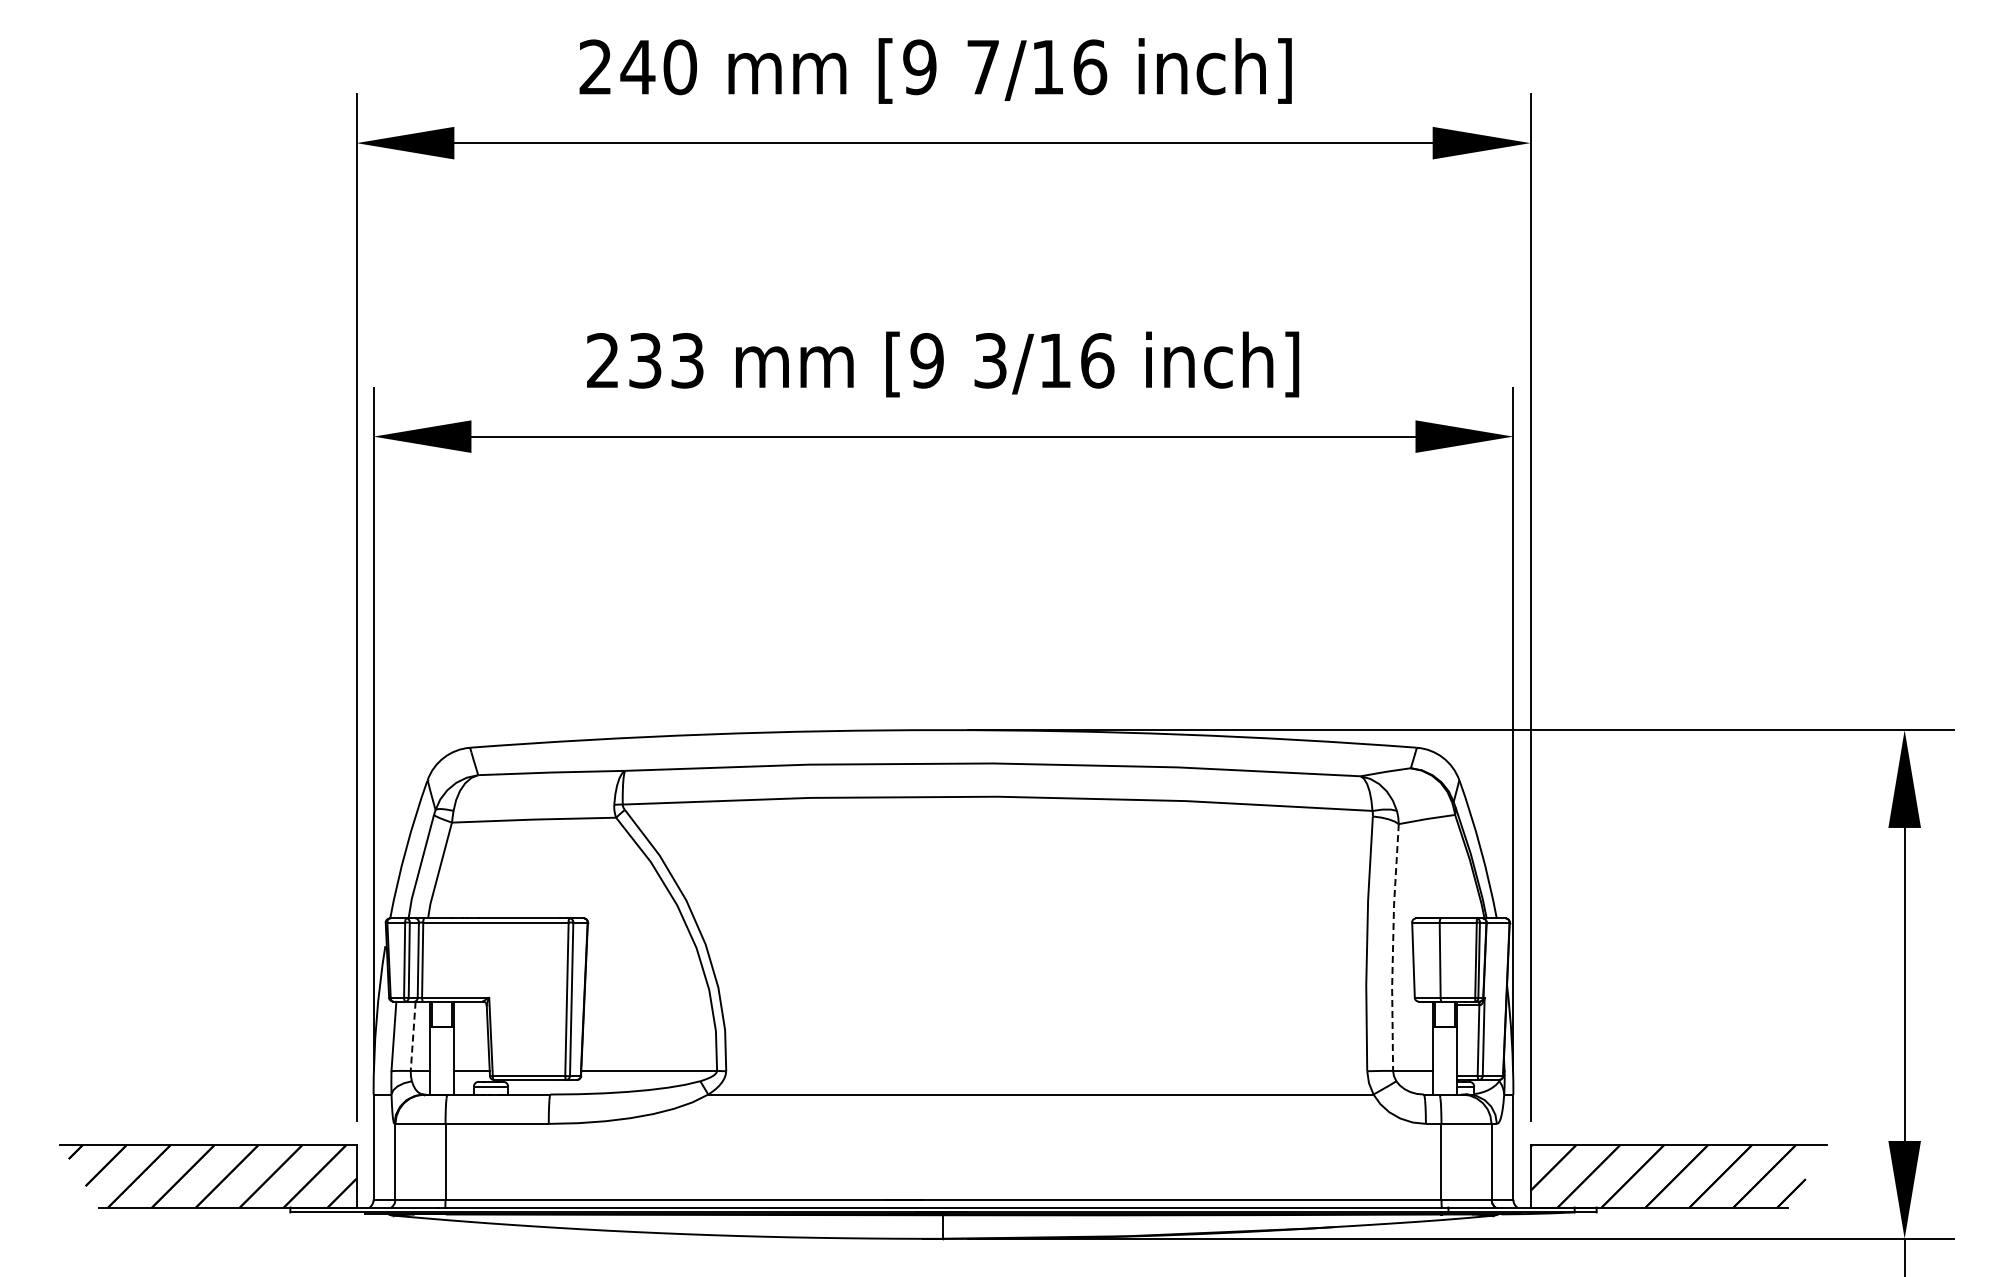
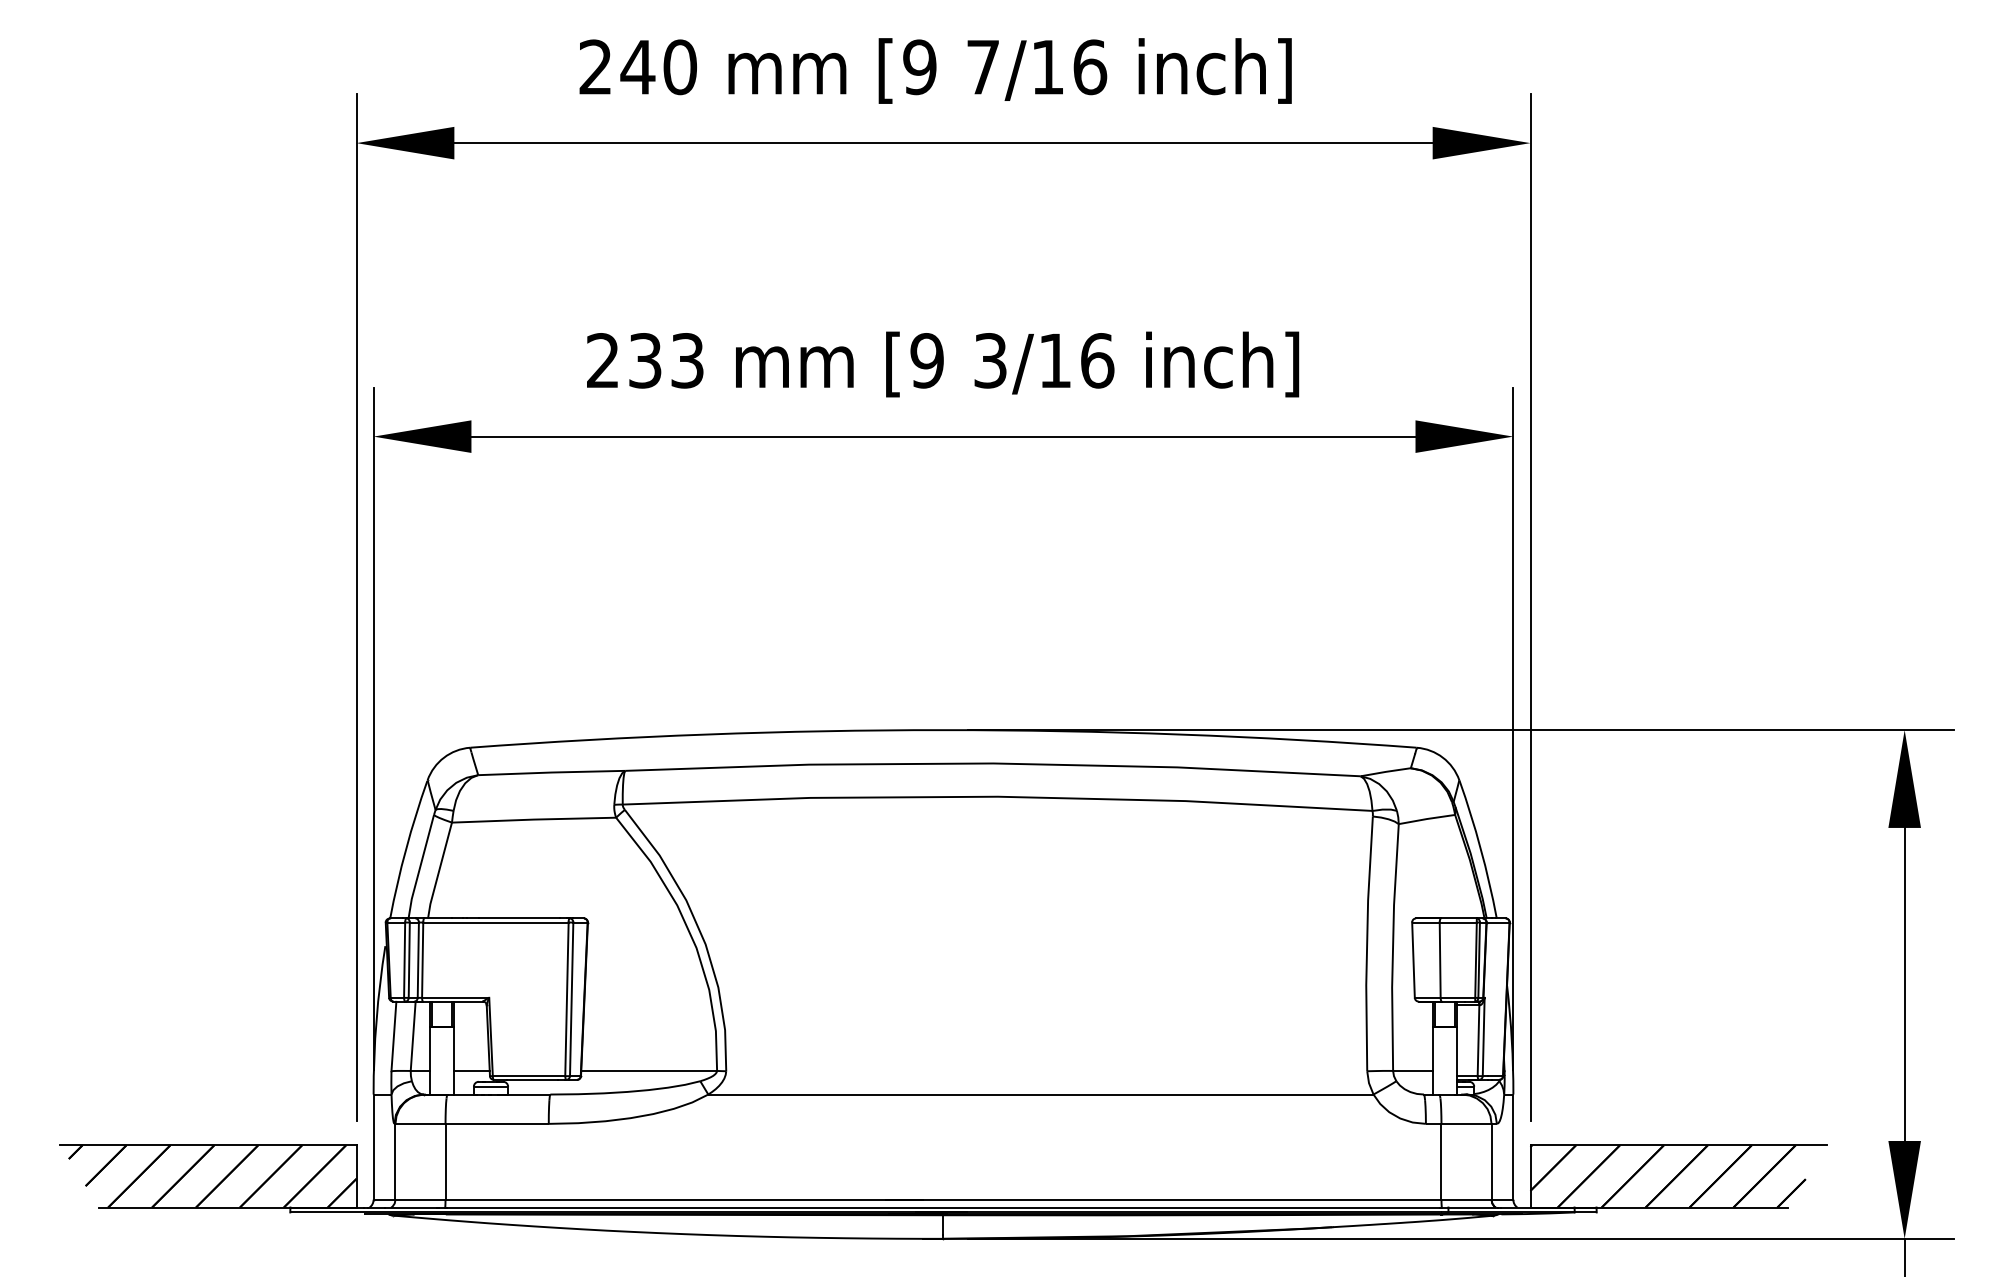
line: dashed -> solid (1393, 947)
line: dashed -> solid (413, 1036)
